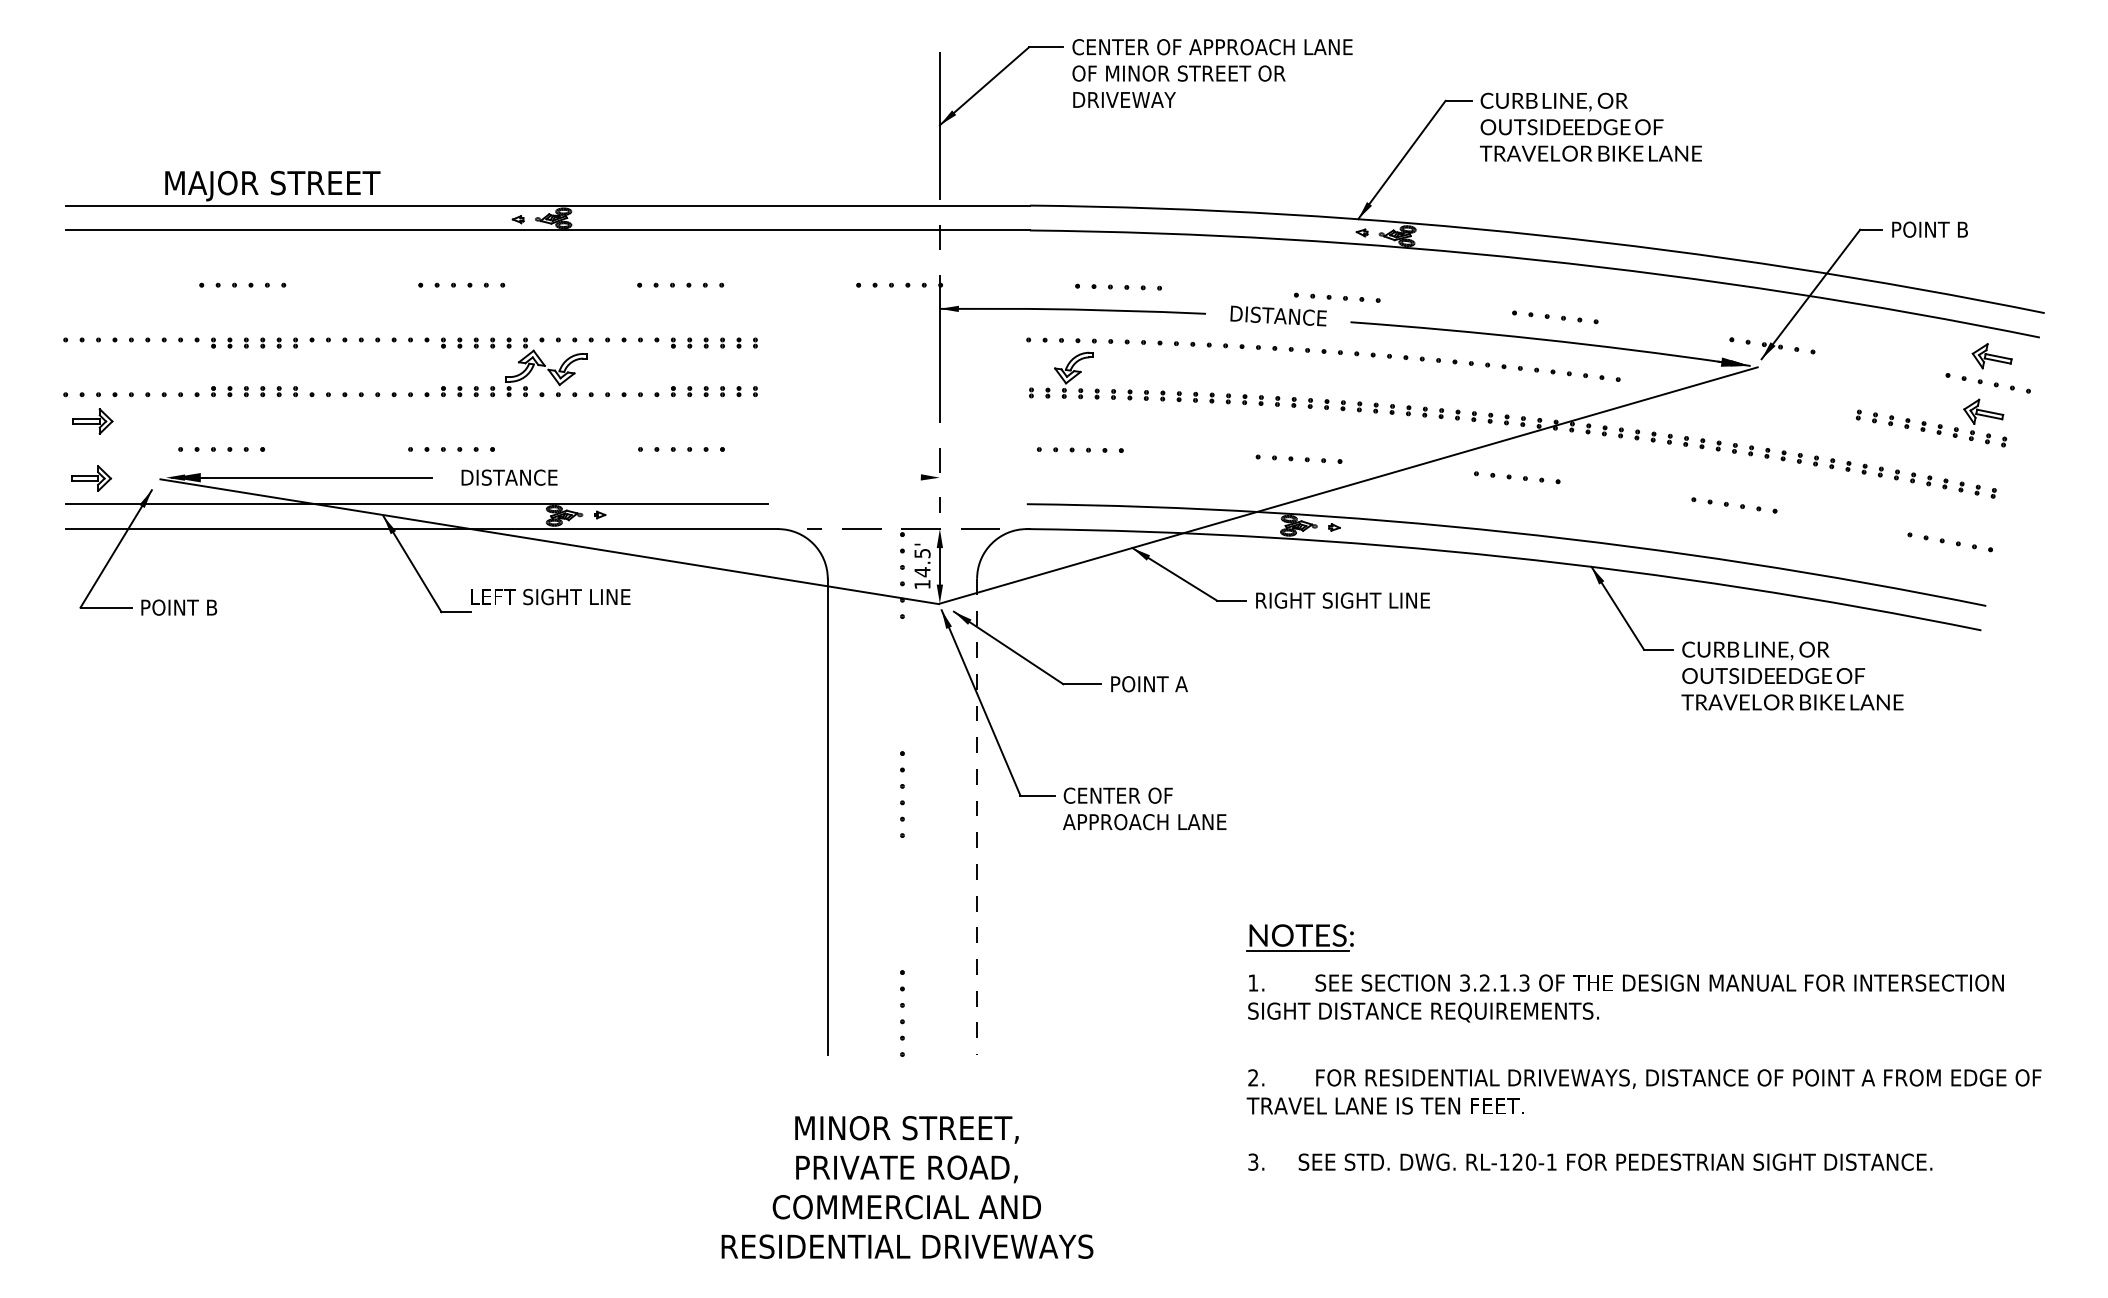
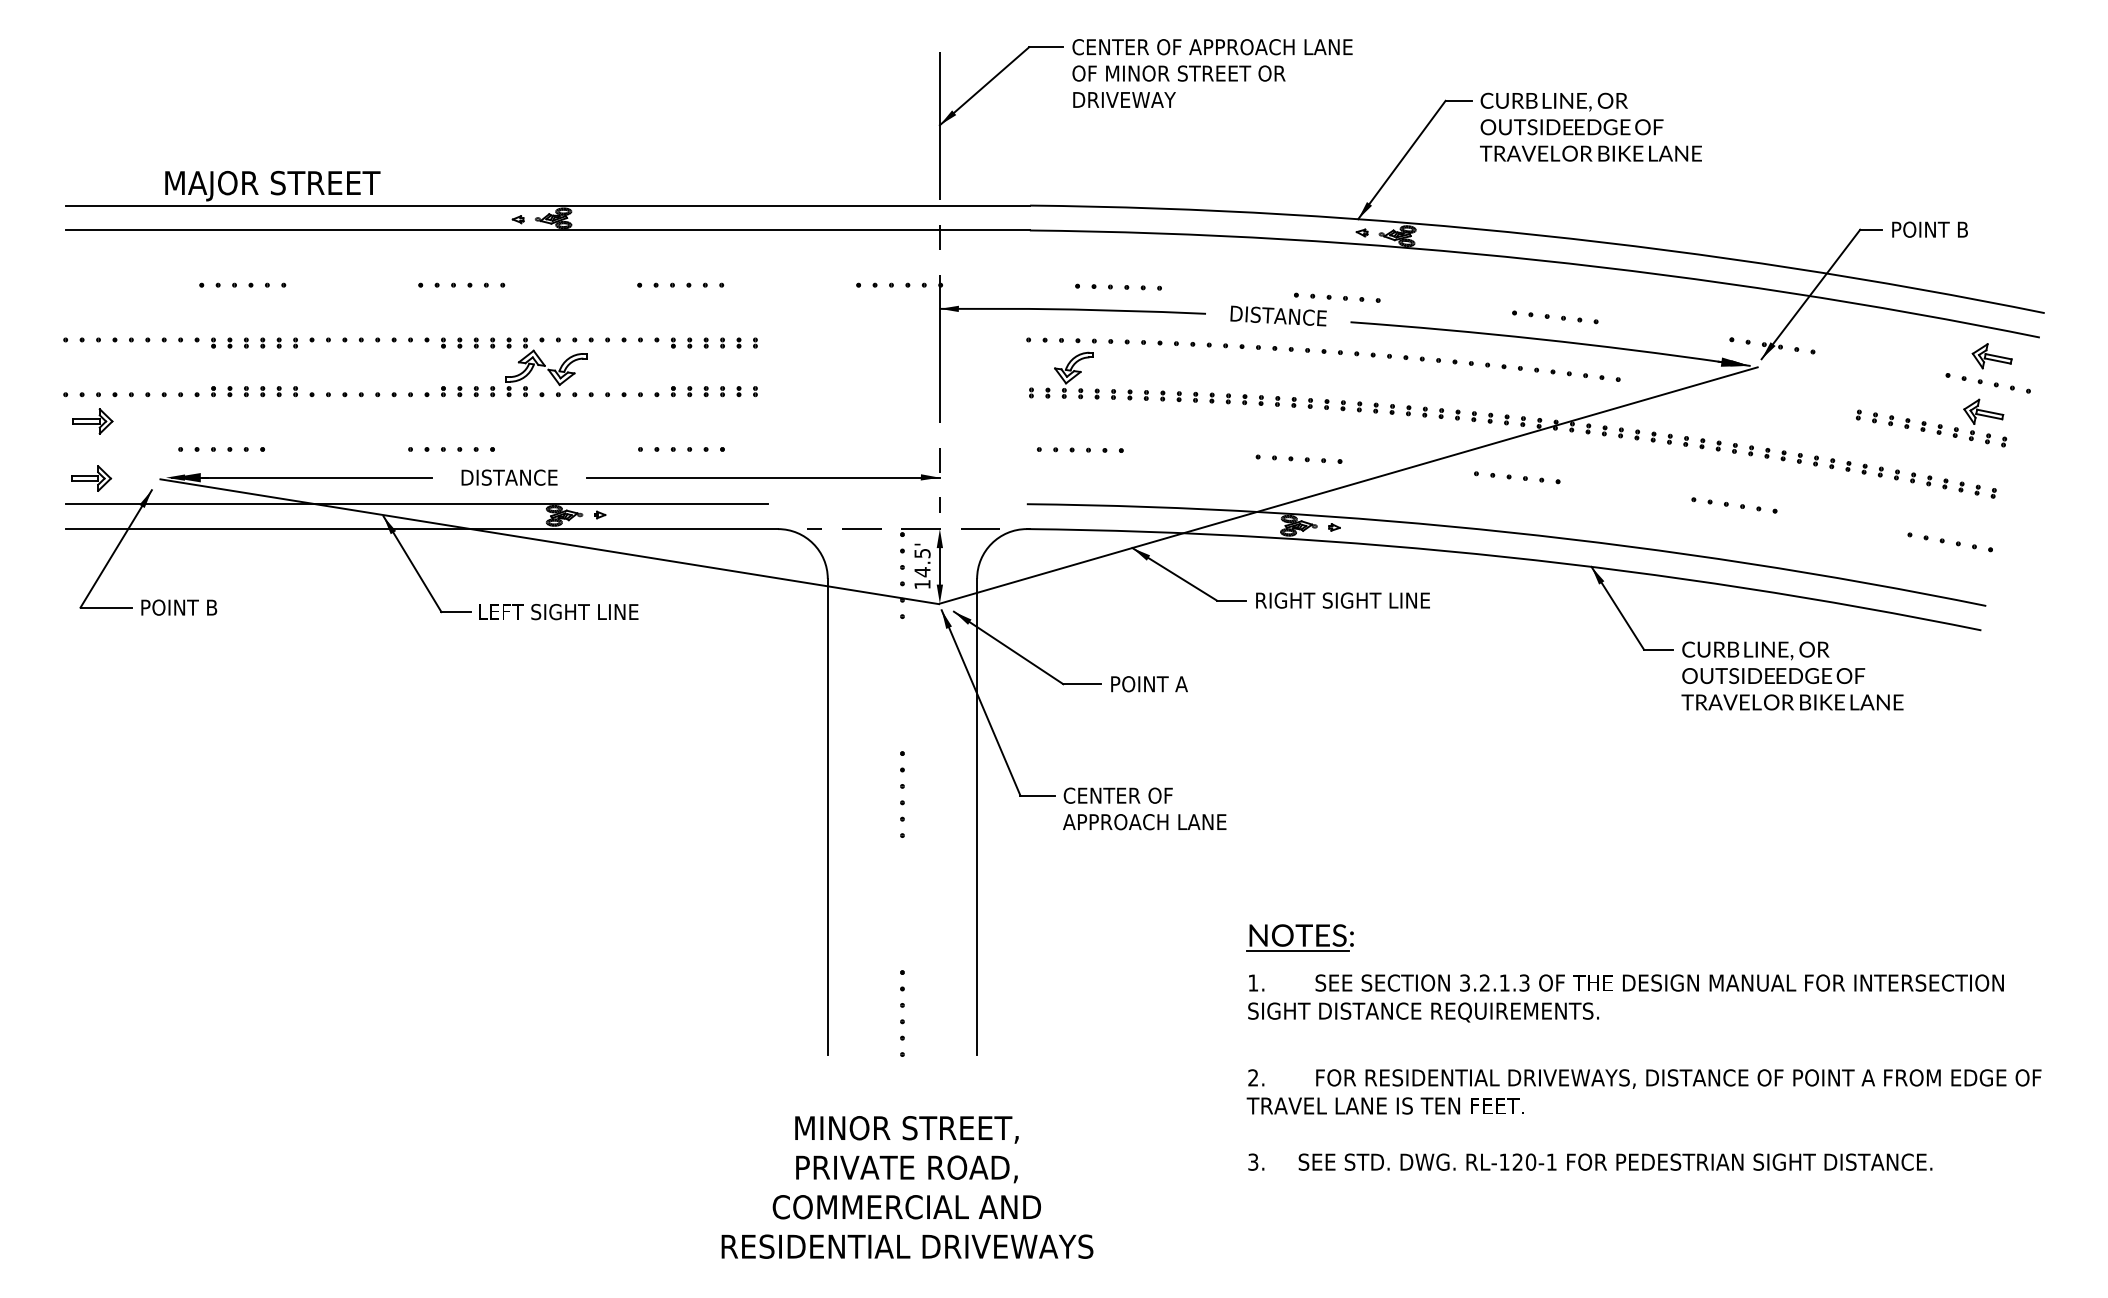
line: none -> present (762, 477)
text position: (550, 597) -> (558, 612) (558, 612)
line: dashed -> solid (977, 816)
